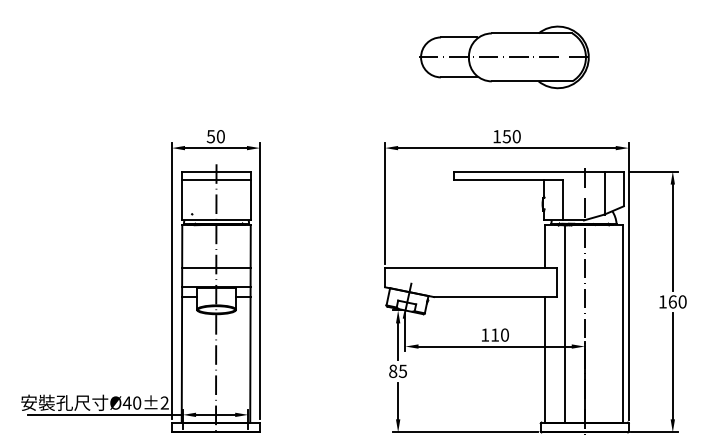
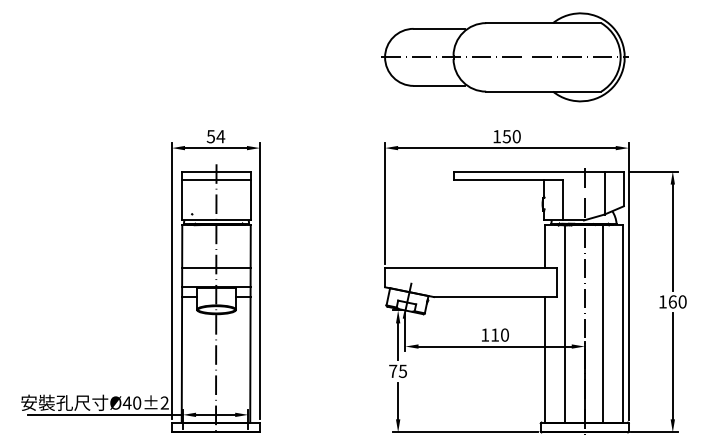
part size: 171x65 px -> 248x91 px (504, 57)
text: 50 -> 54 (220, 136)
line: none -> present (602, 323)
text: 85 -> 75 (393, 371)
